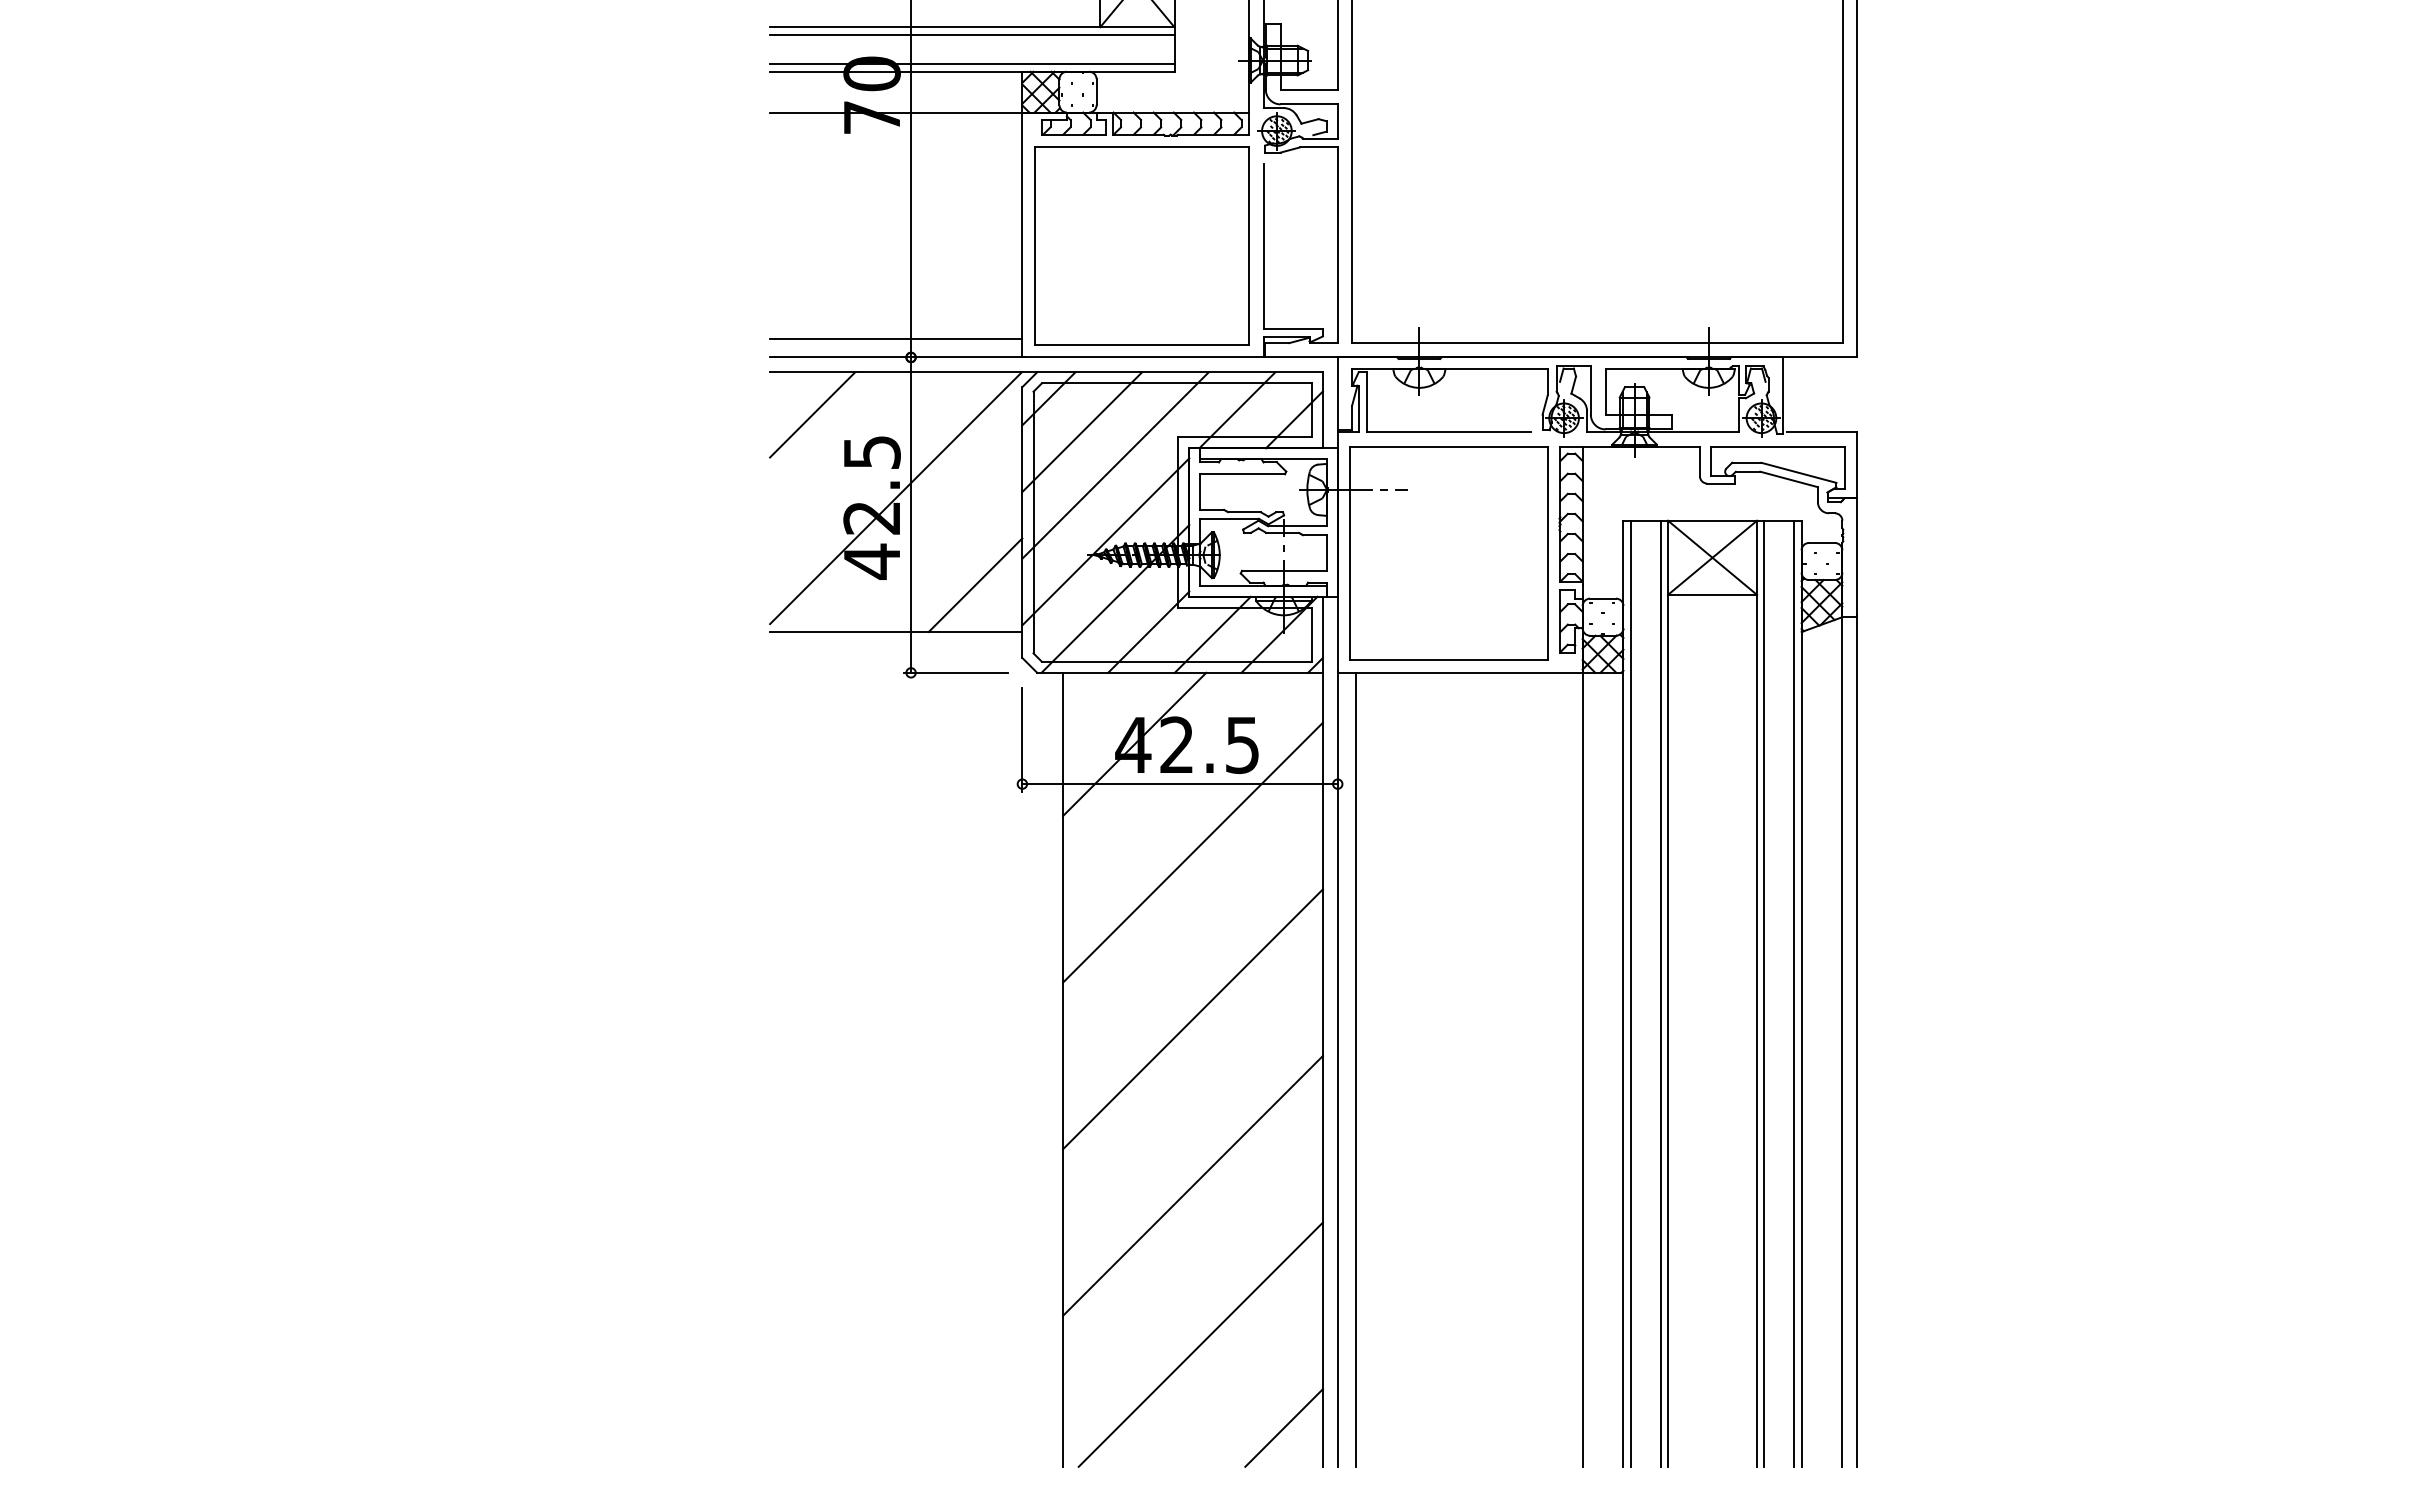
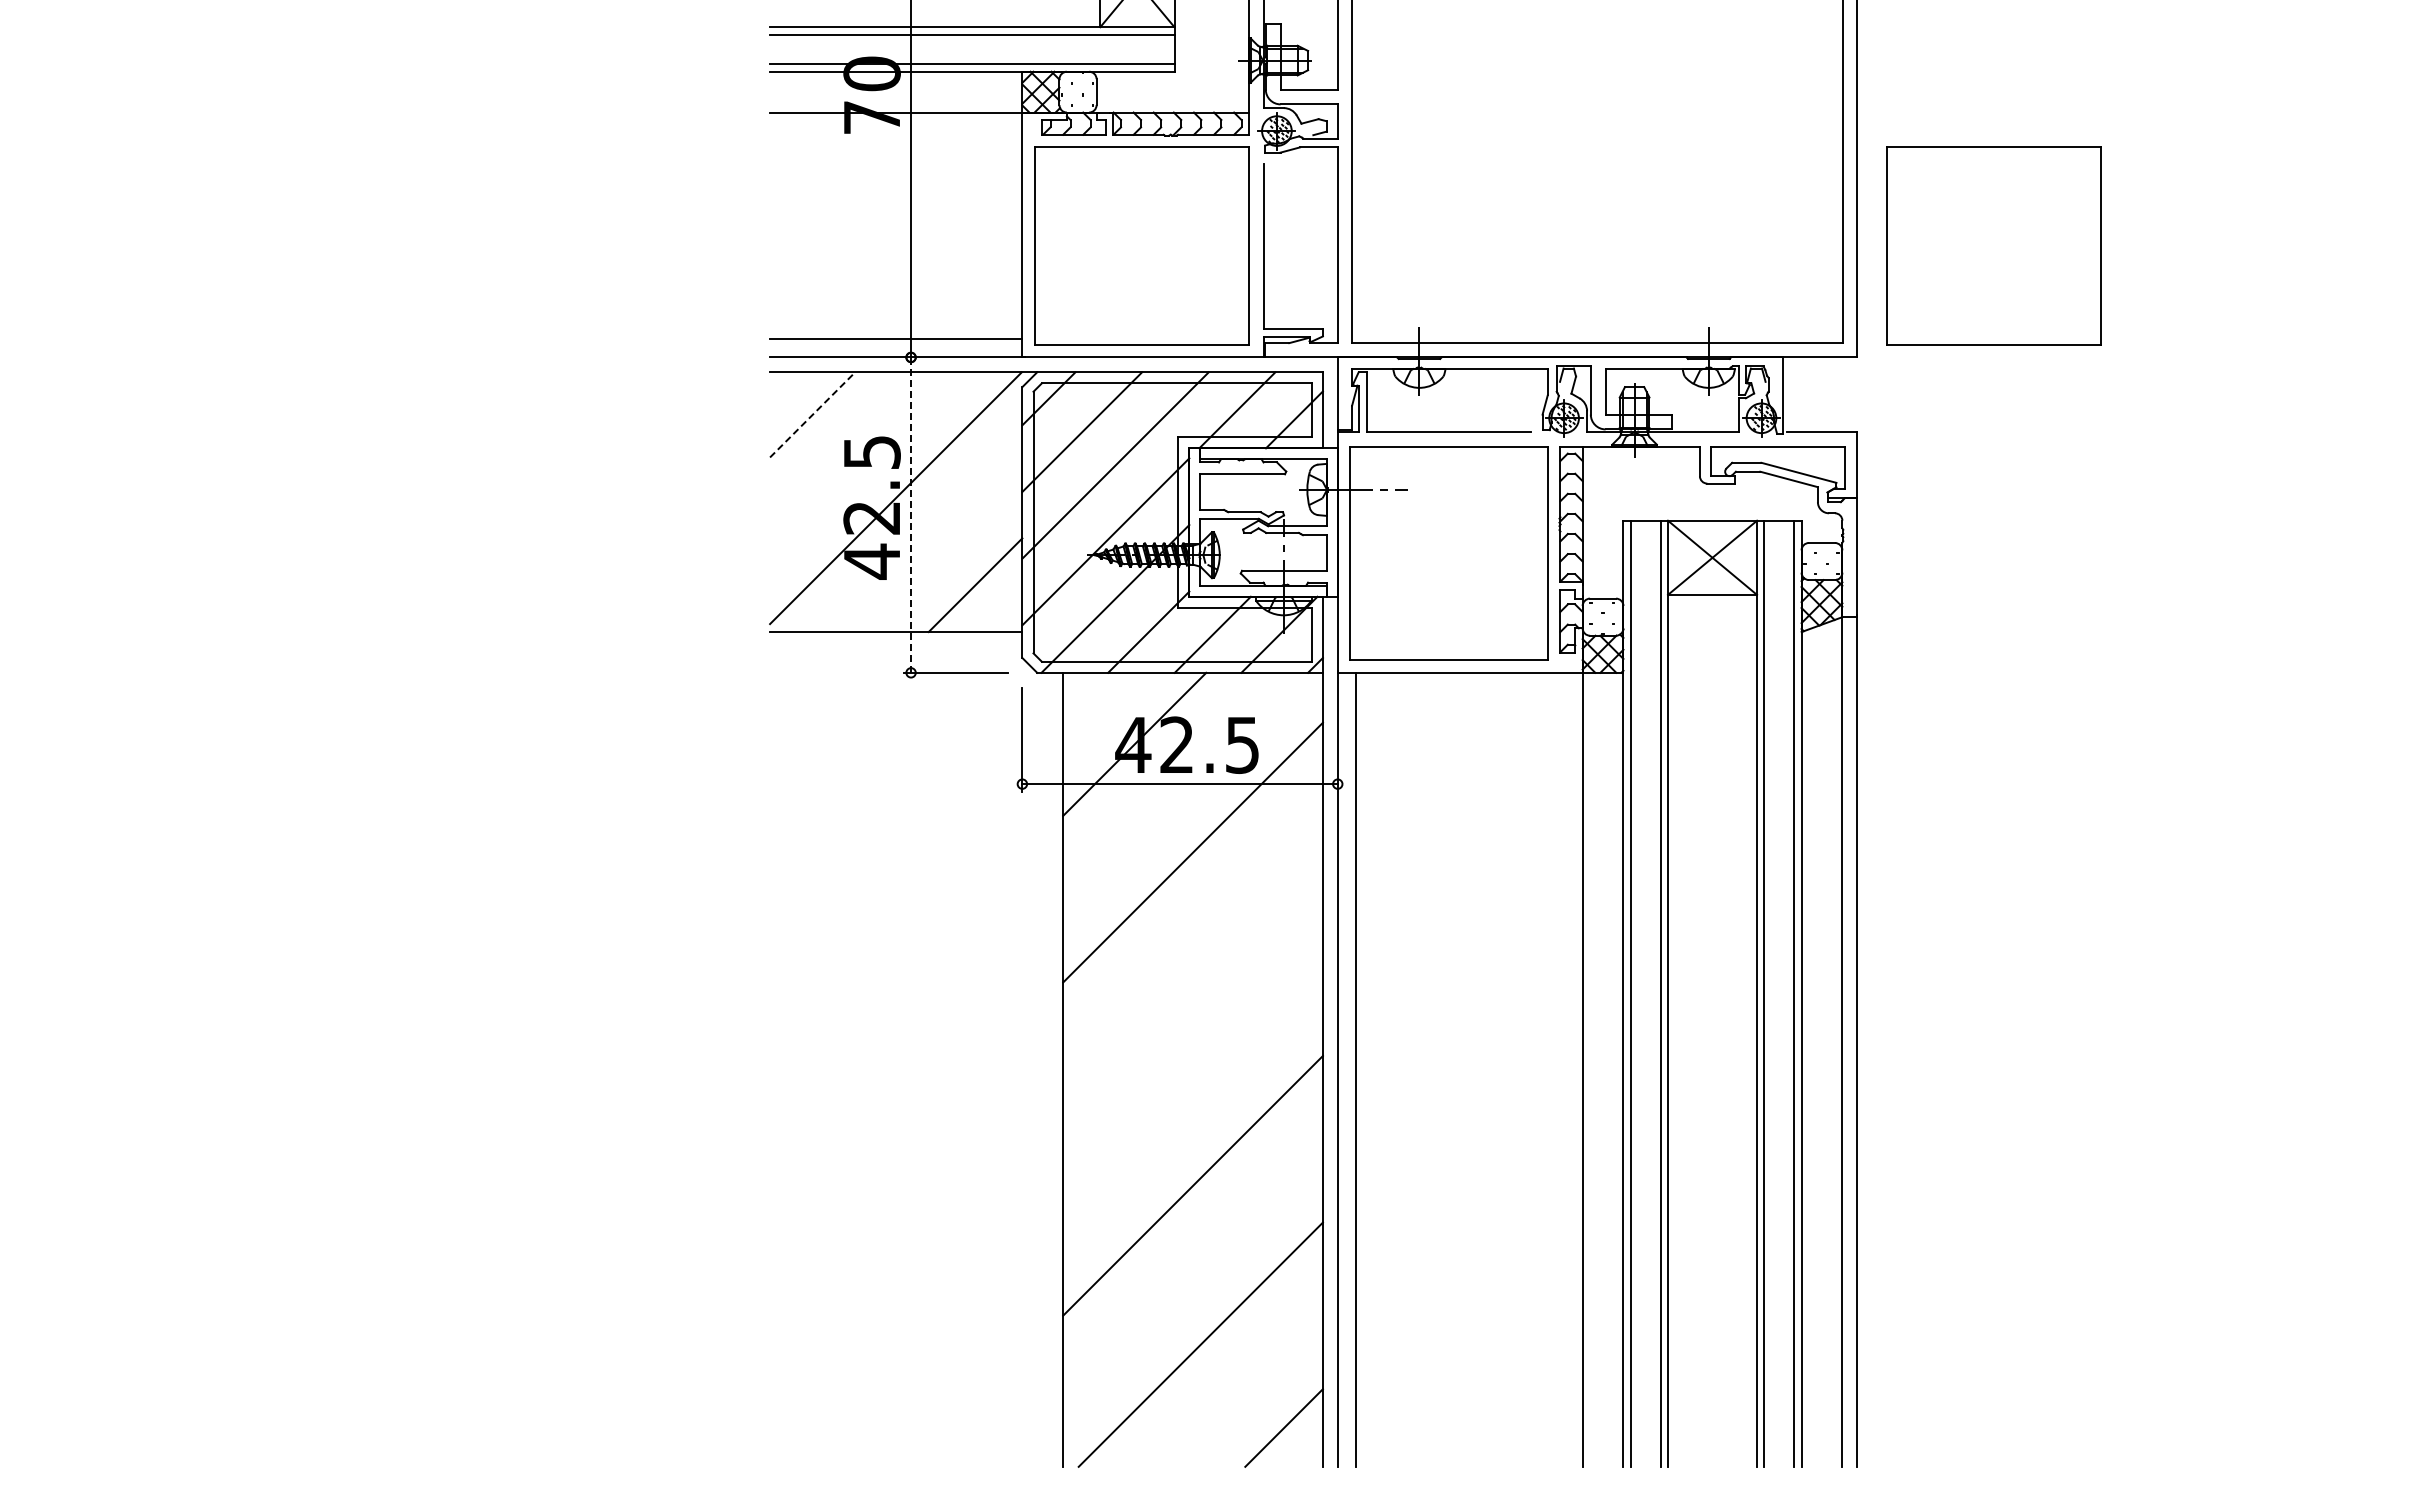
part: none -> present (1993, 245)
line: solid -> dashed (813, 414)
line: solid -> dashed (911, 515)
line: present -> none (1192, 1019)
